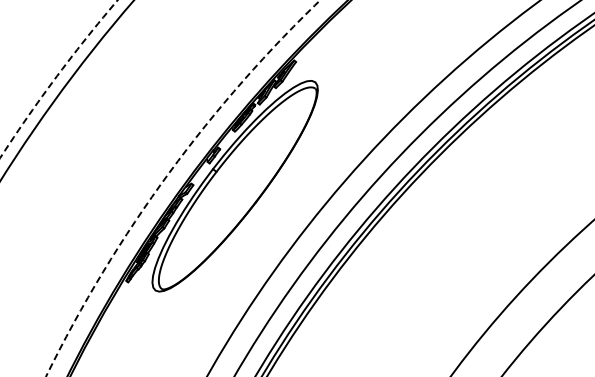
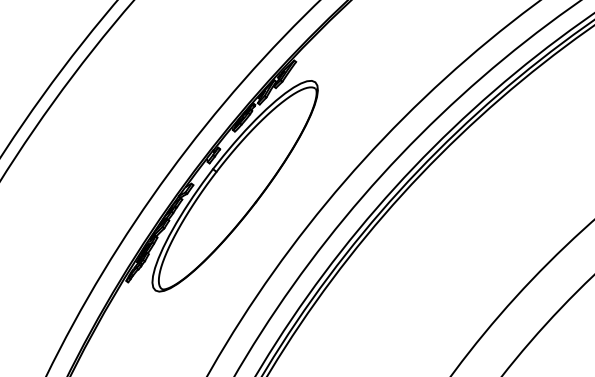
arc: dashed -> solid (56, 77)
arc: dashed -> solid (166, 176)
